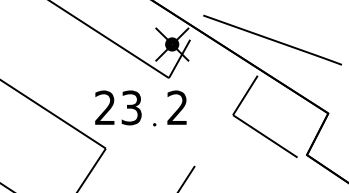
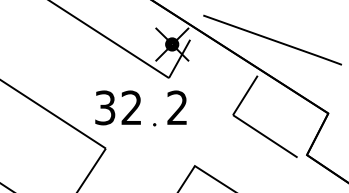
text: 23 -> 32 (118, 107)
line: none -> present (213, 177)
